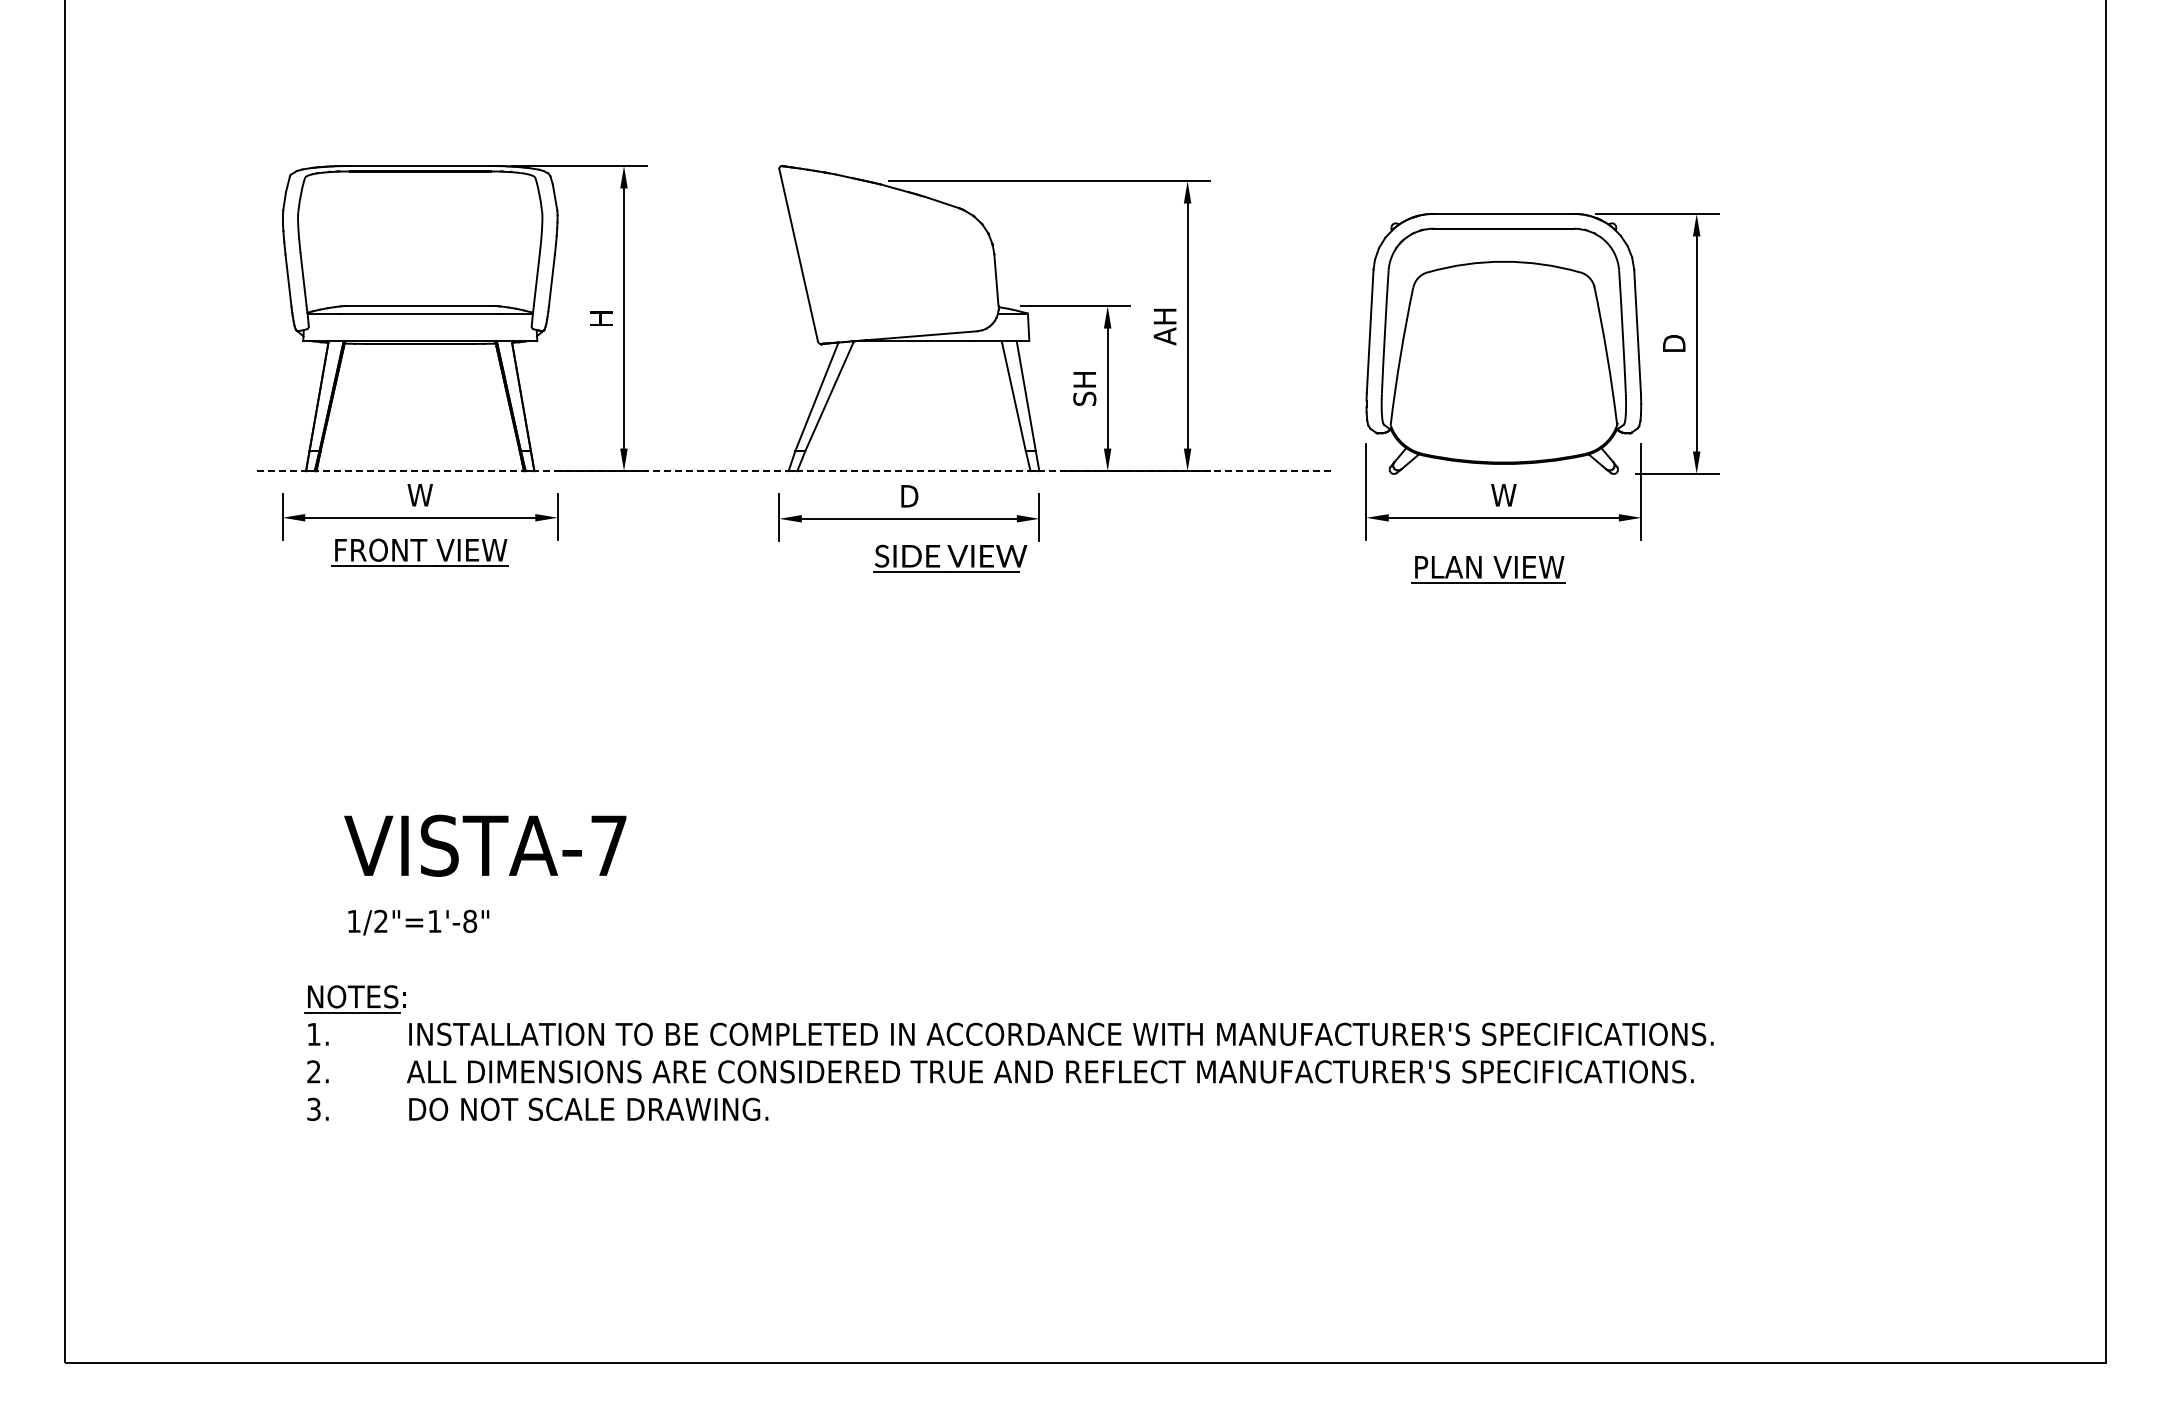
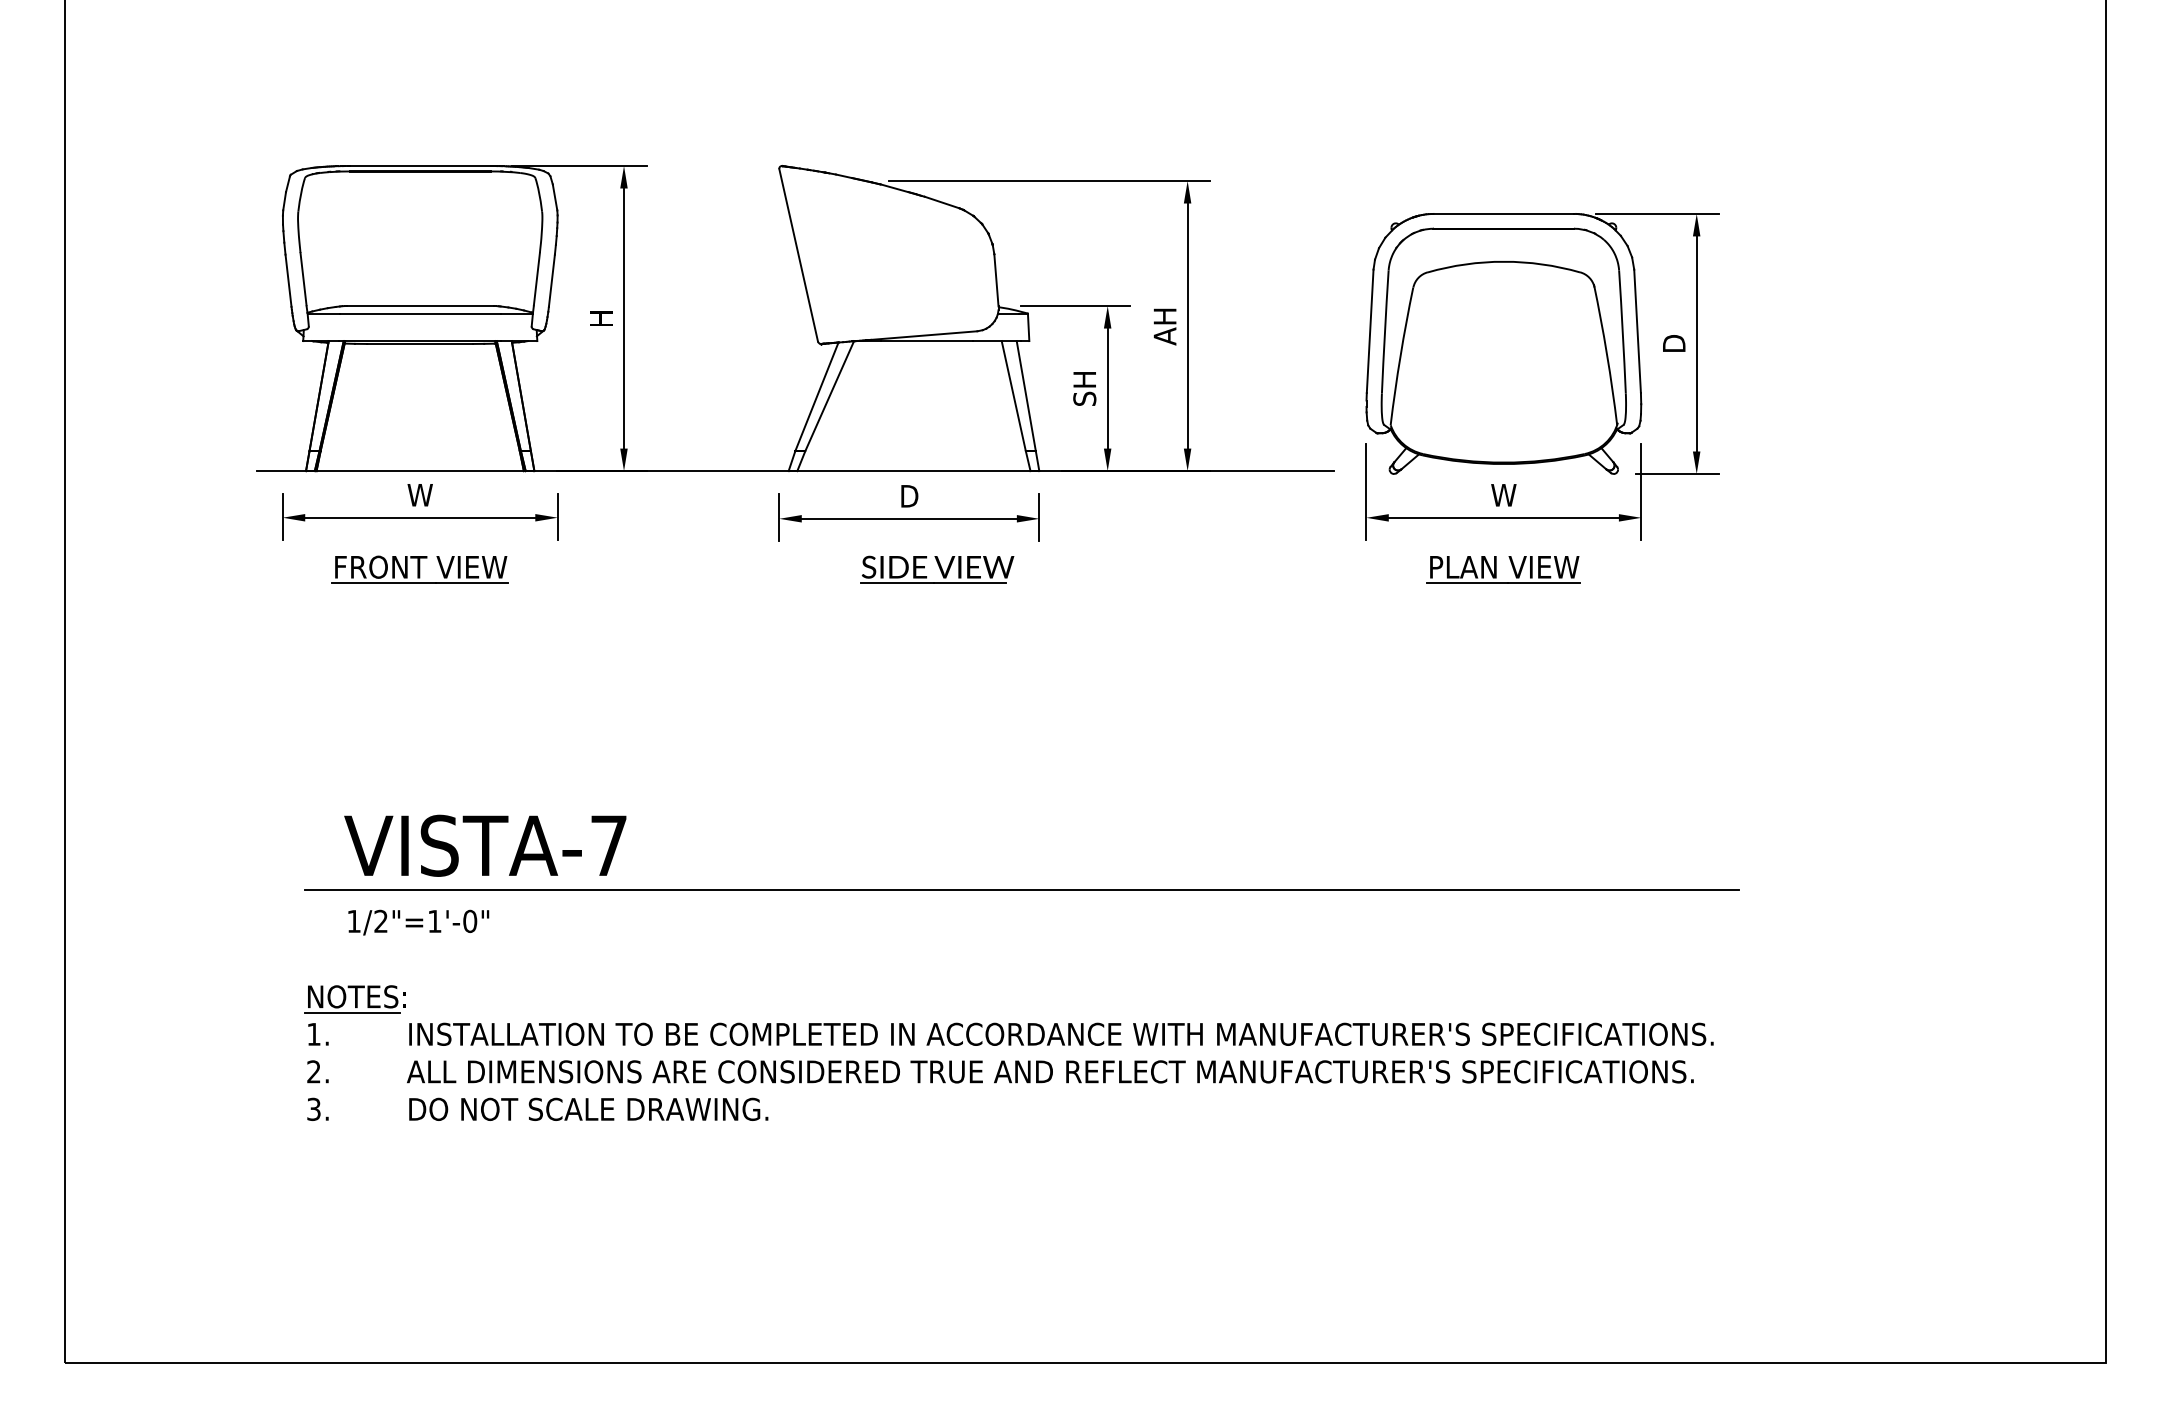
line: dashed -> solid (795, 471)
part position: (419, 552) -> (419, 569) (419, 569)
part position: (950, 558) -> (937, 569) (937, 569)
part position: (1481, 569) -> (1496, 569) (1496, 569)
line: none -> present (1022, 889)
text: 1/2"=1'-8" -> 1/2"=1'-0" (470, 921)
